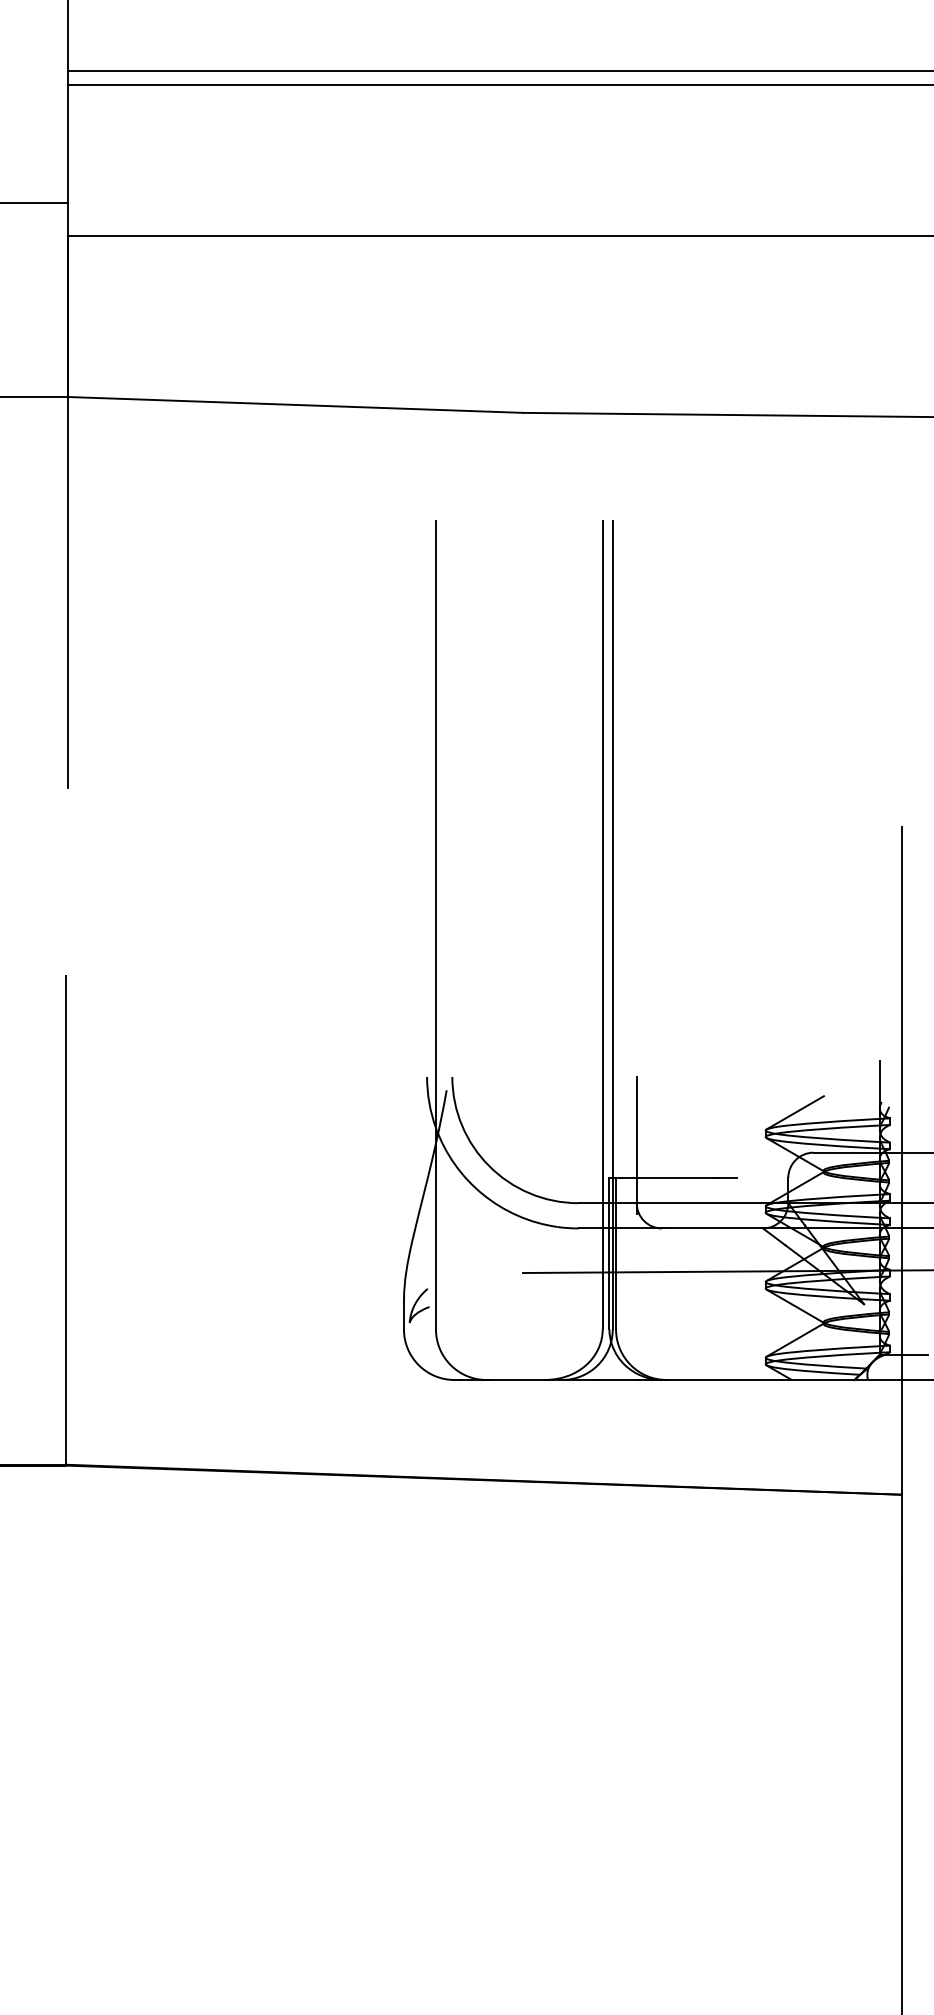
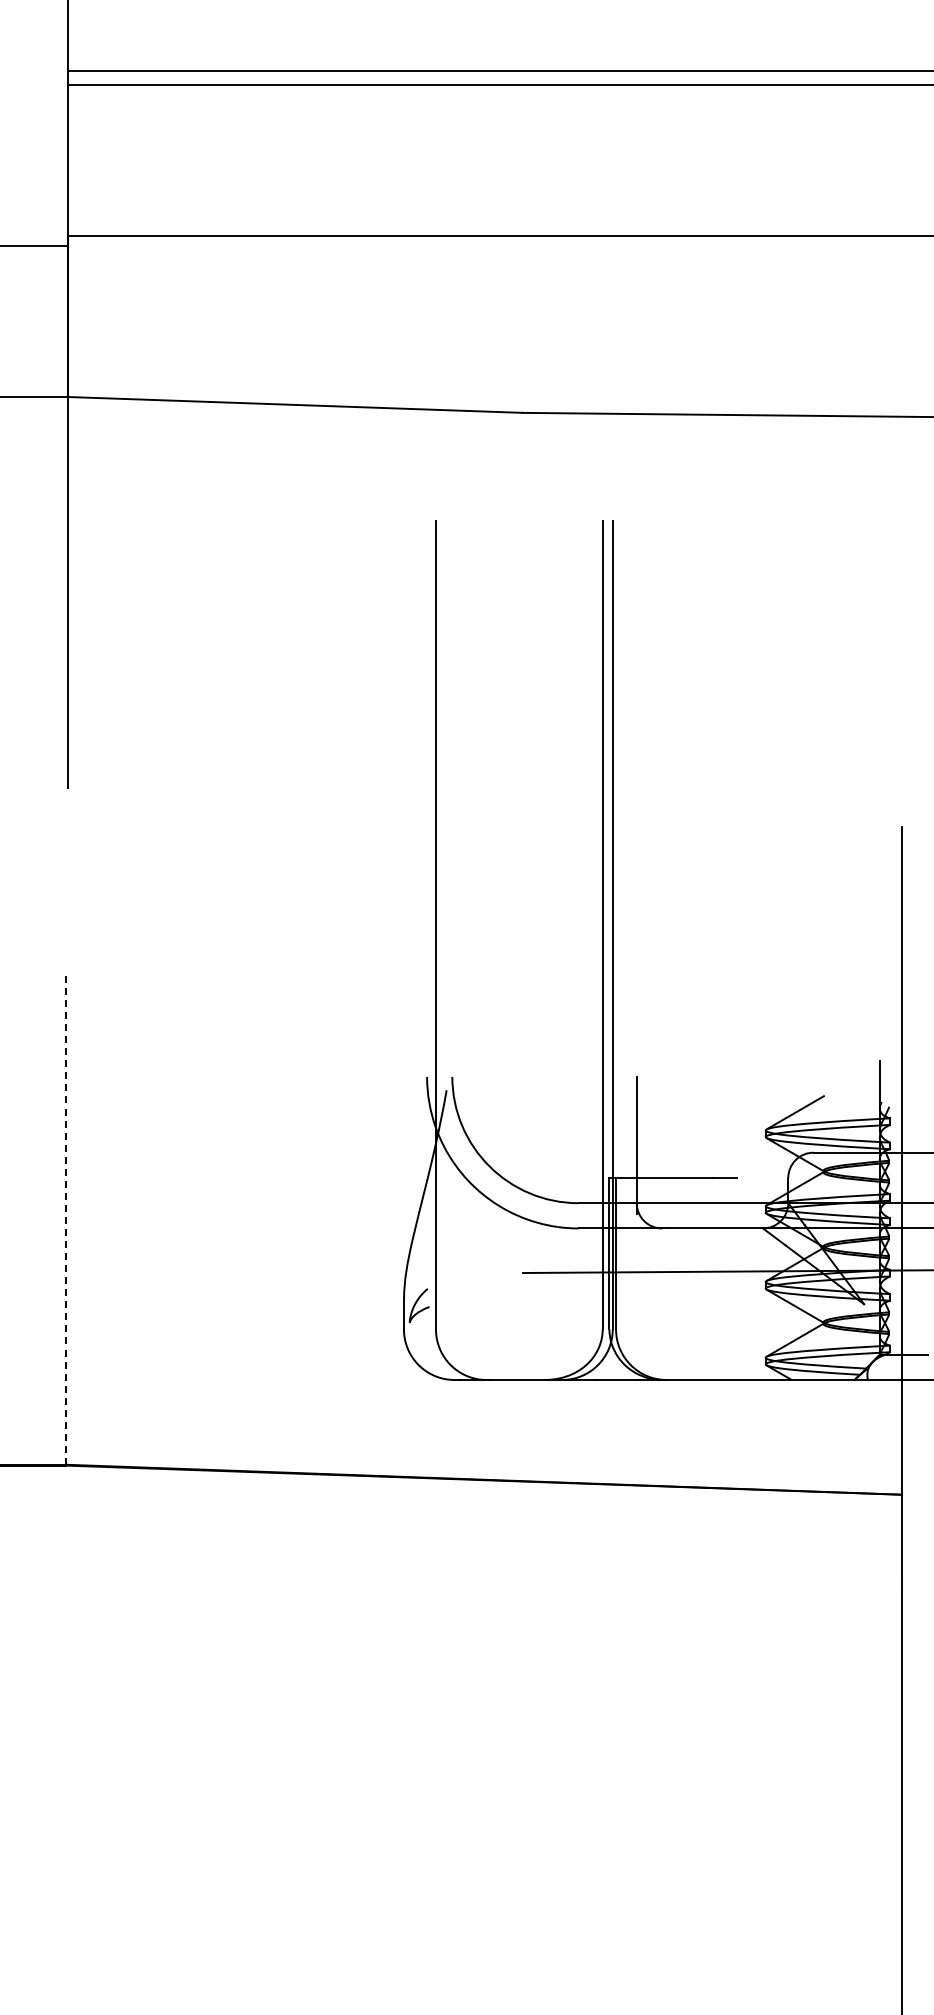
line position: (35, 203) -> (35, 246) (35, 246)
line: solid -> dashed (65, 1220)
